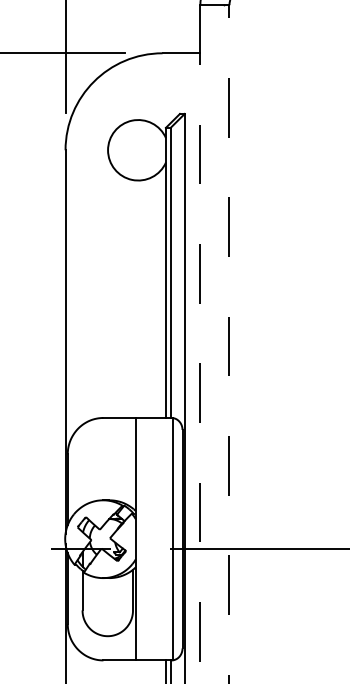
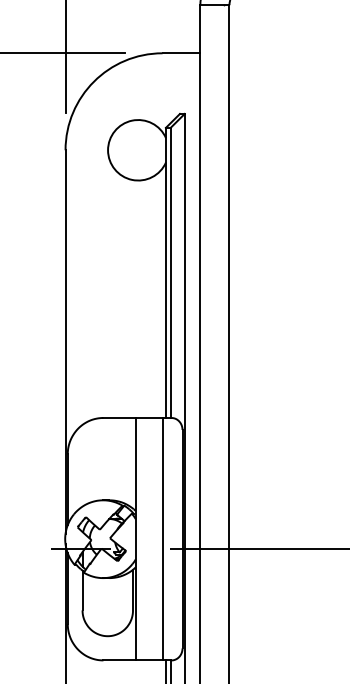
line: dashed -> solid (229, 344)
line: dashed -> solid (200, 345)
line position: (173, 538) -> (163, 538) (163, 538)
